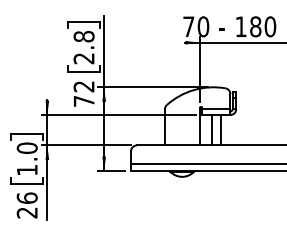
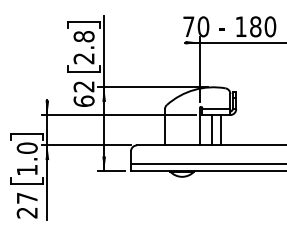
text: 72 -> 62 (83, 100)
text: 26 -> 27 (26, 197)
